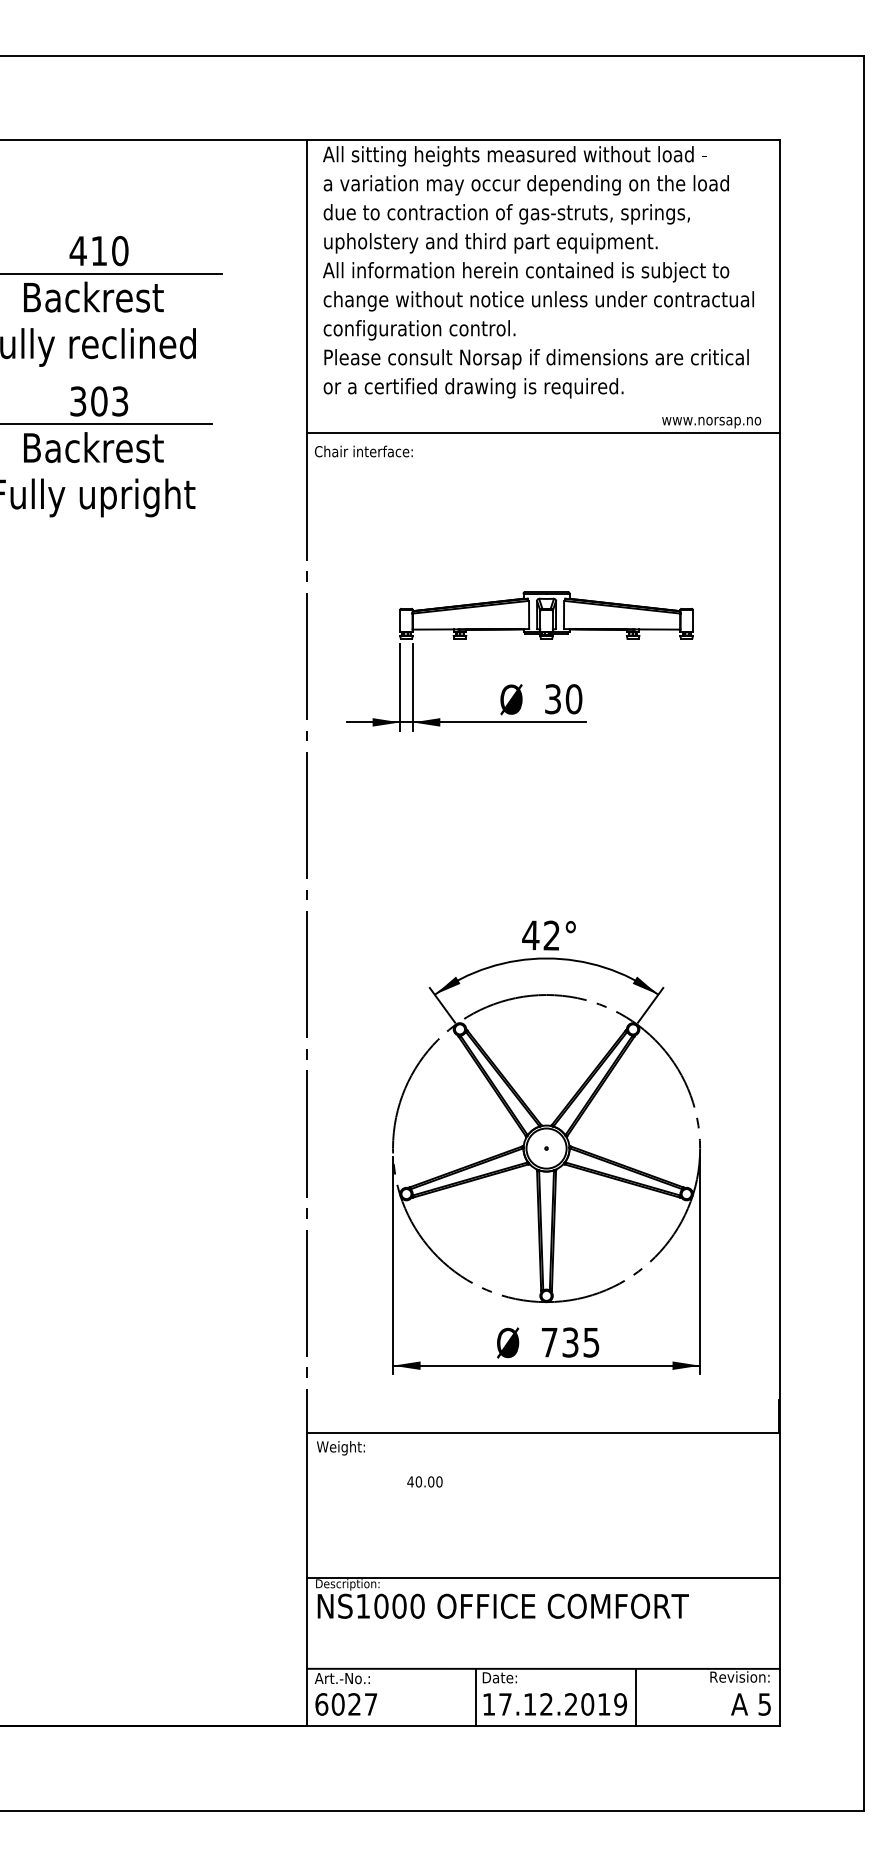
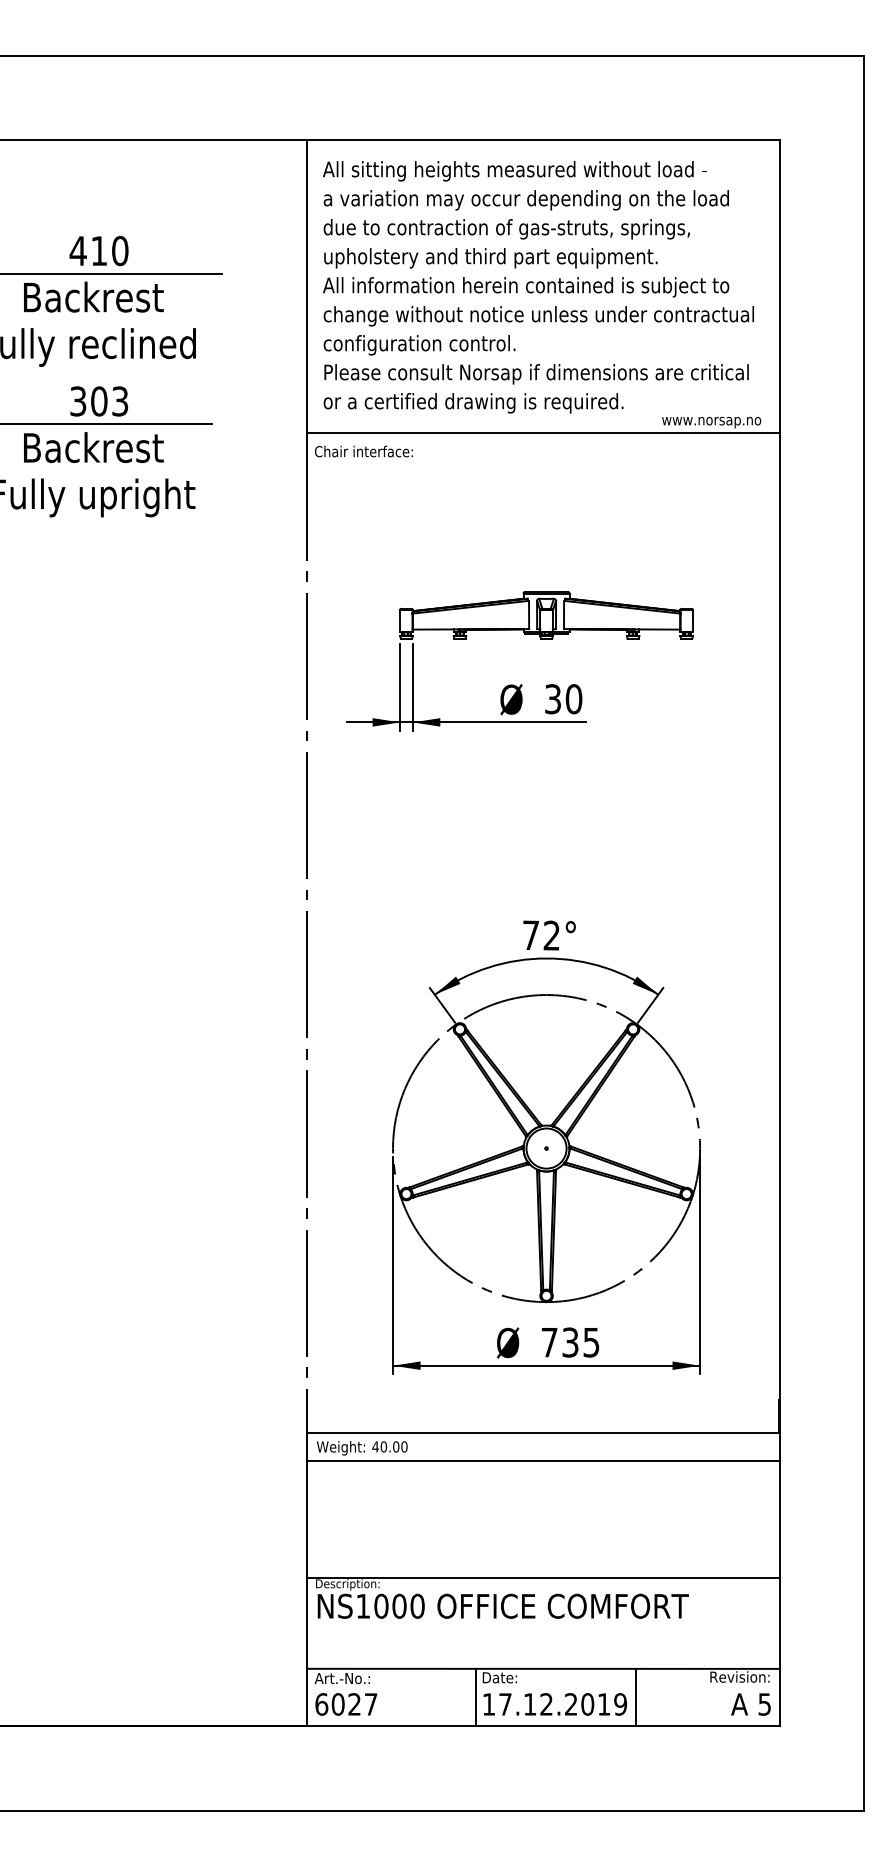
text position: (538, 272) -> (538, 287) (538, 287)
text: 42° -> 72° (530, 935)
line: none -> present (542, 1460)
text position: (424, 1481) -> (389, 1446) (389, 1446)
